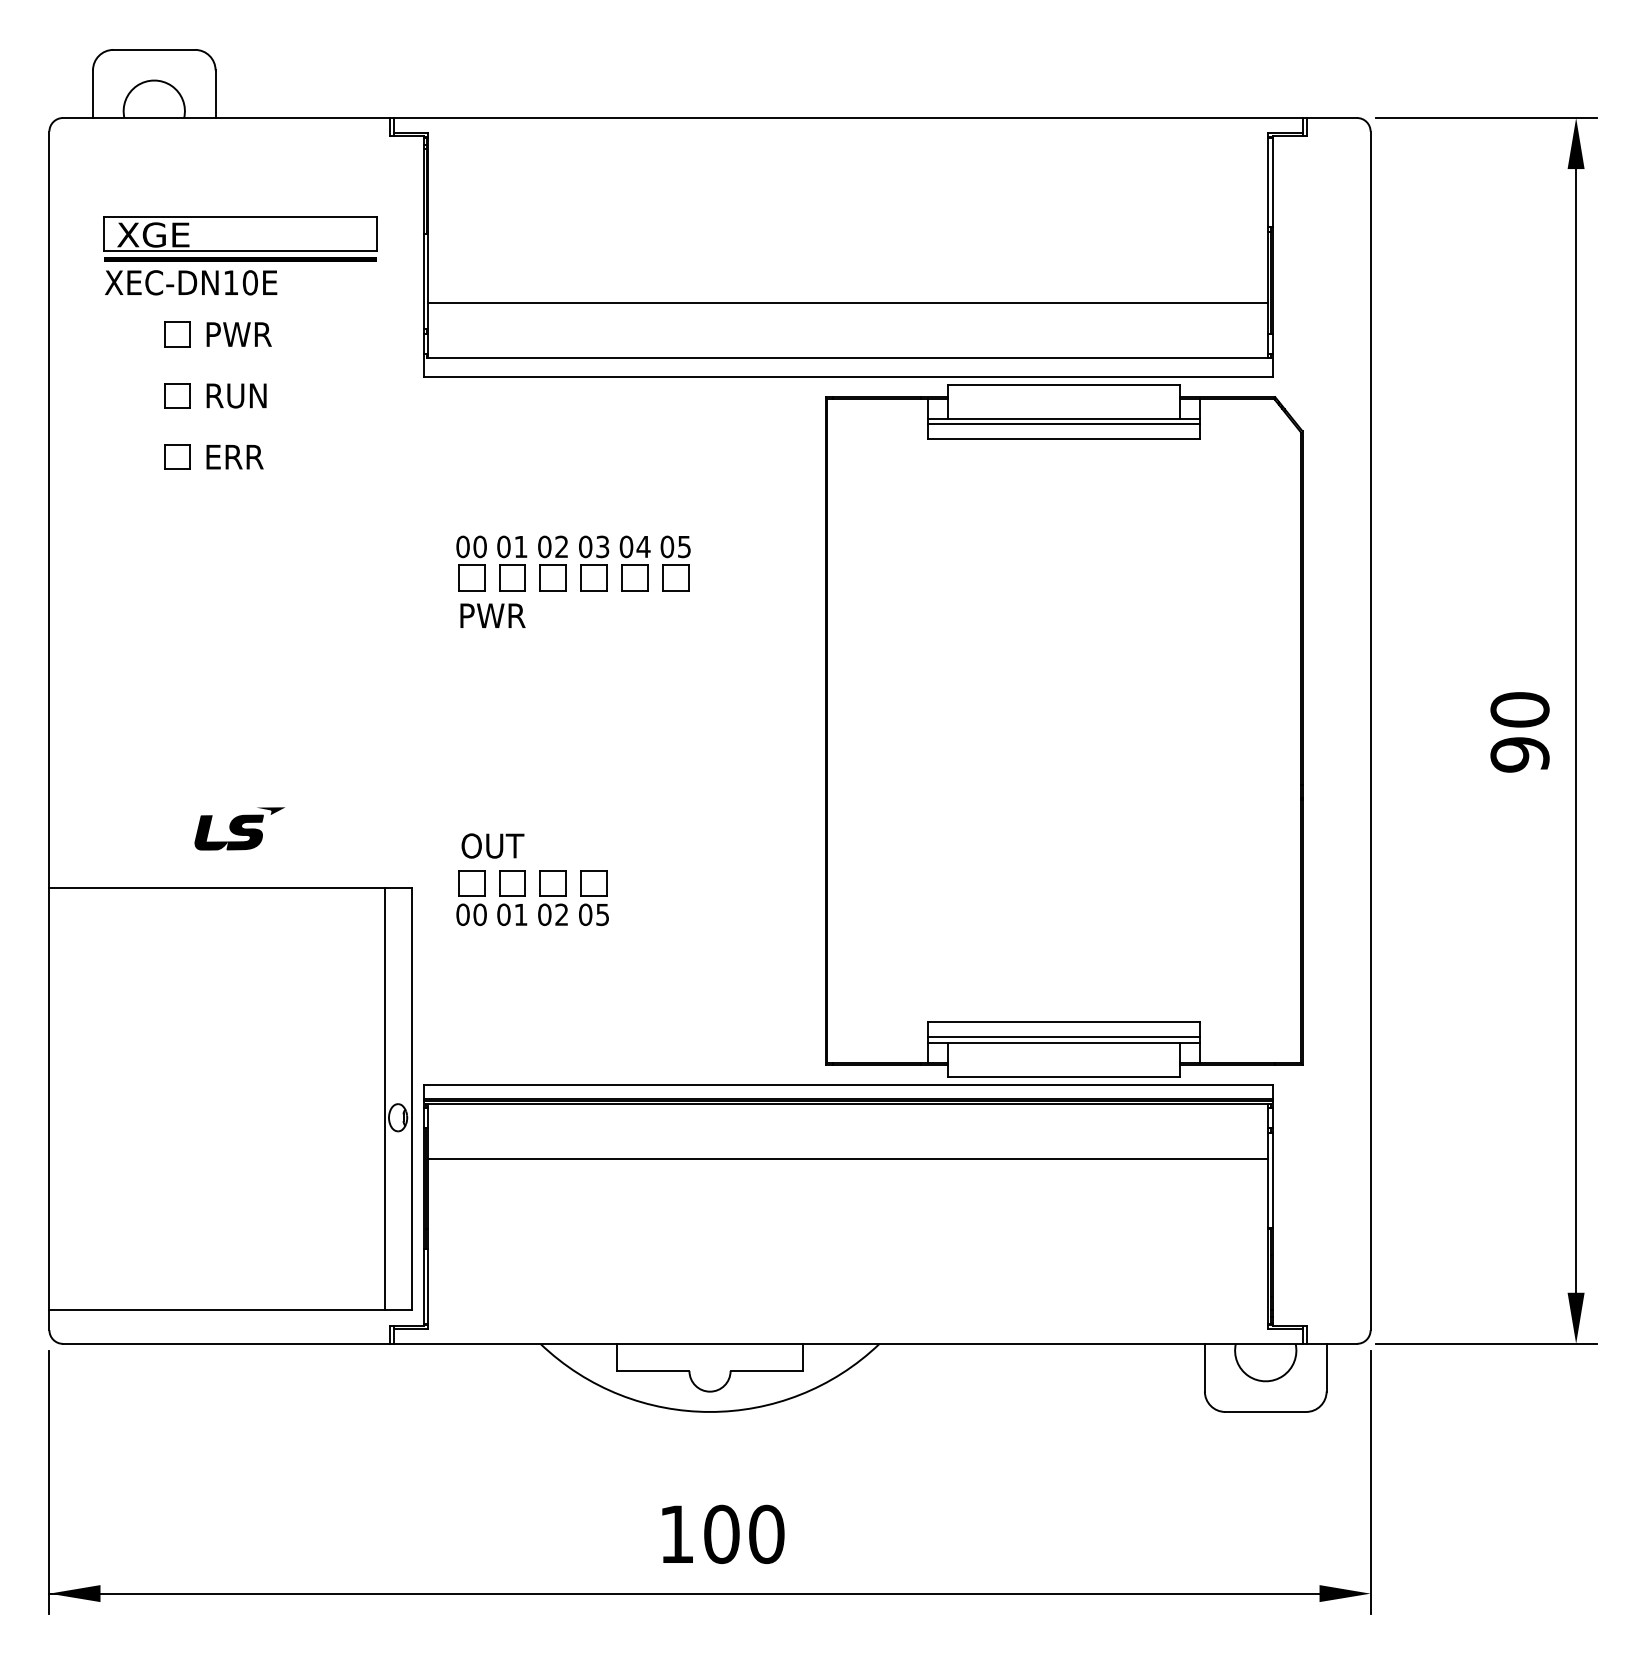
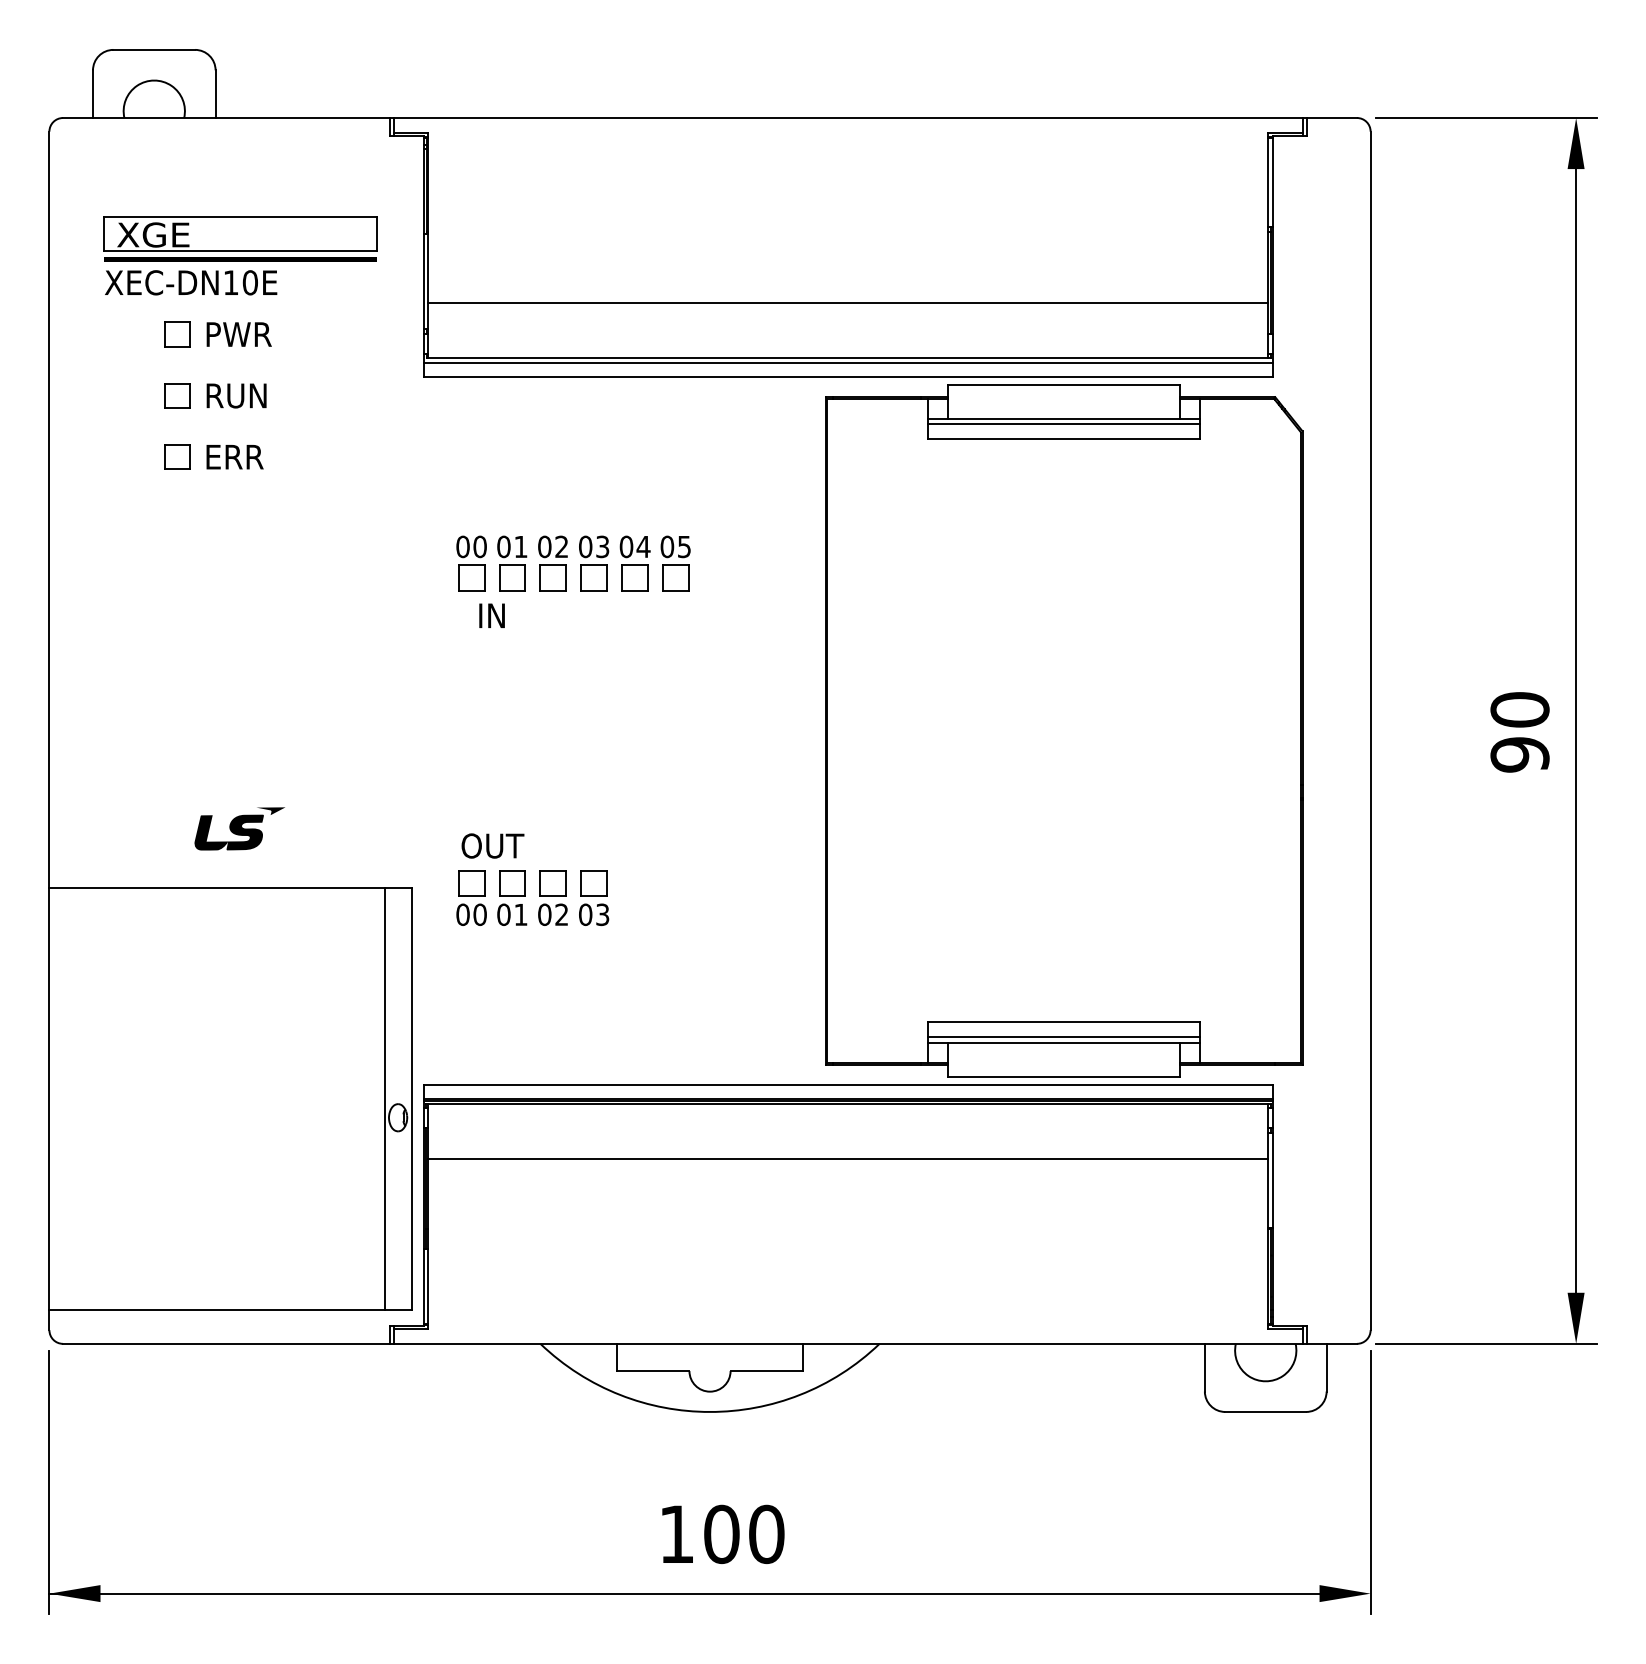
line: none -> present (847, 363)
text: PWR -> IN (492, 615)
text: 05 -> 03 (602, 914)
